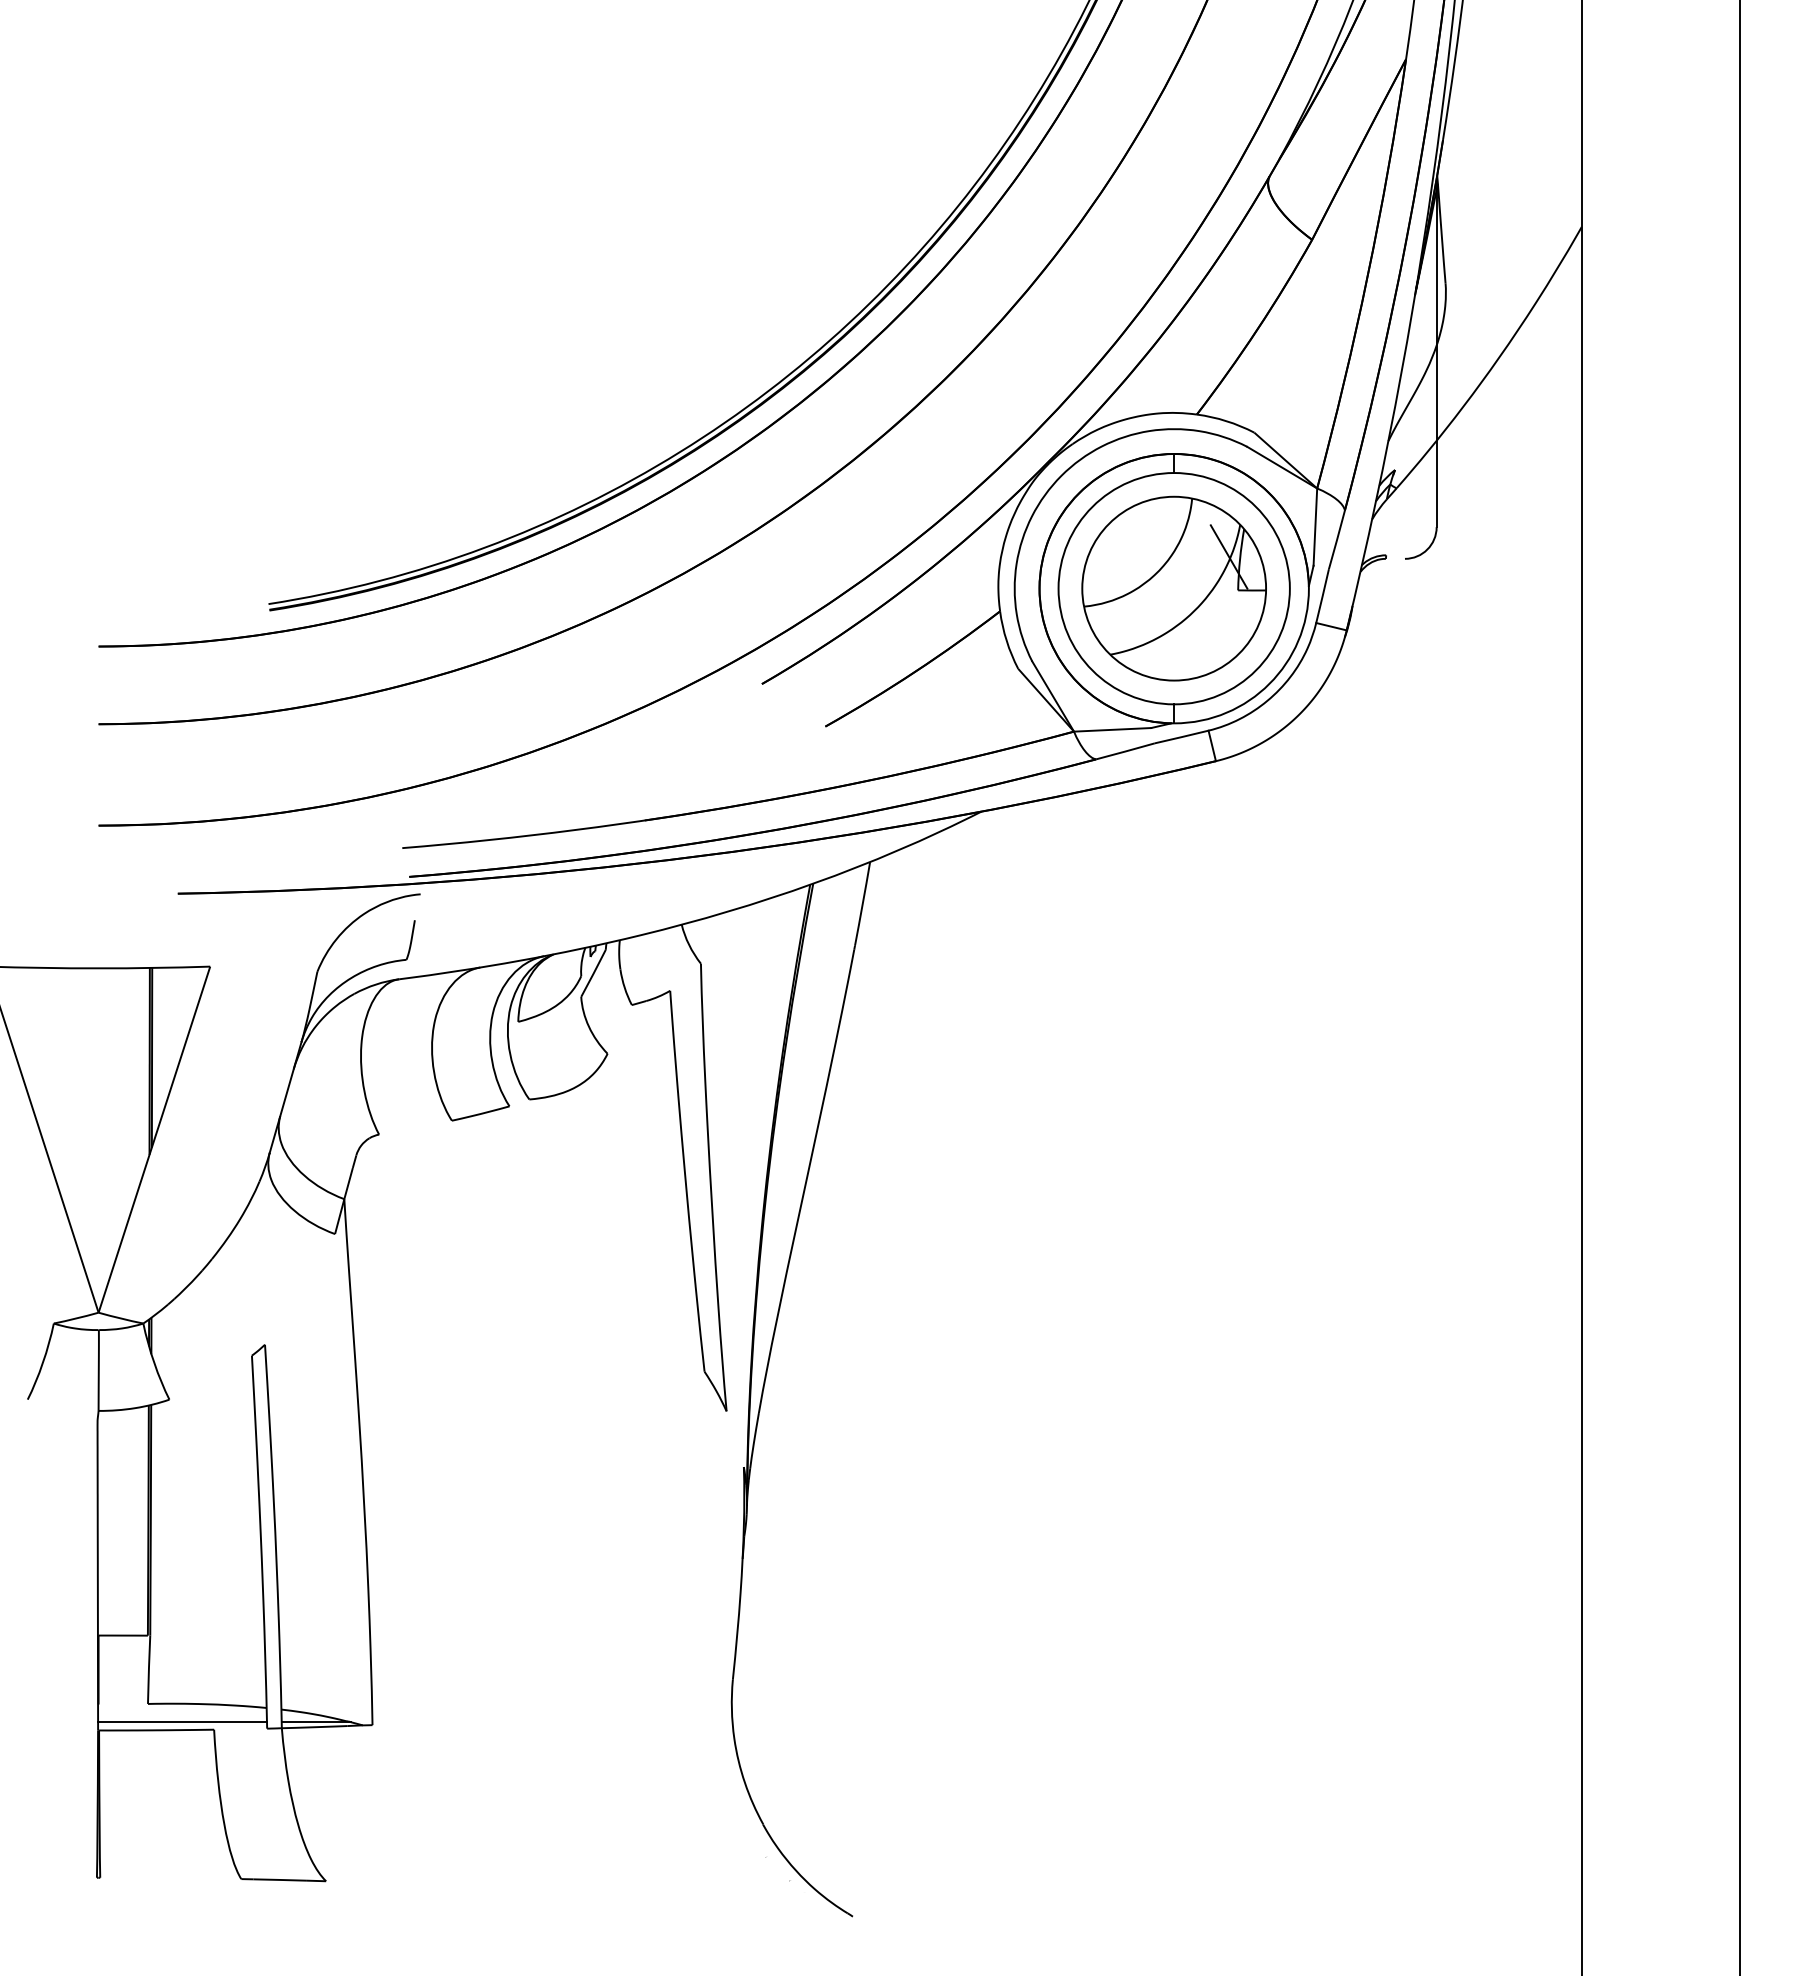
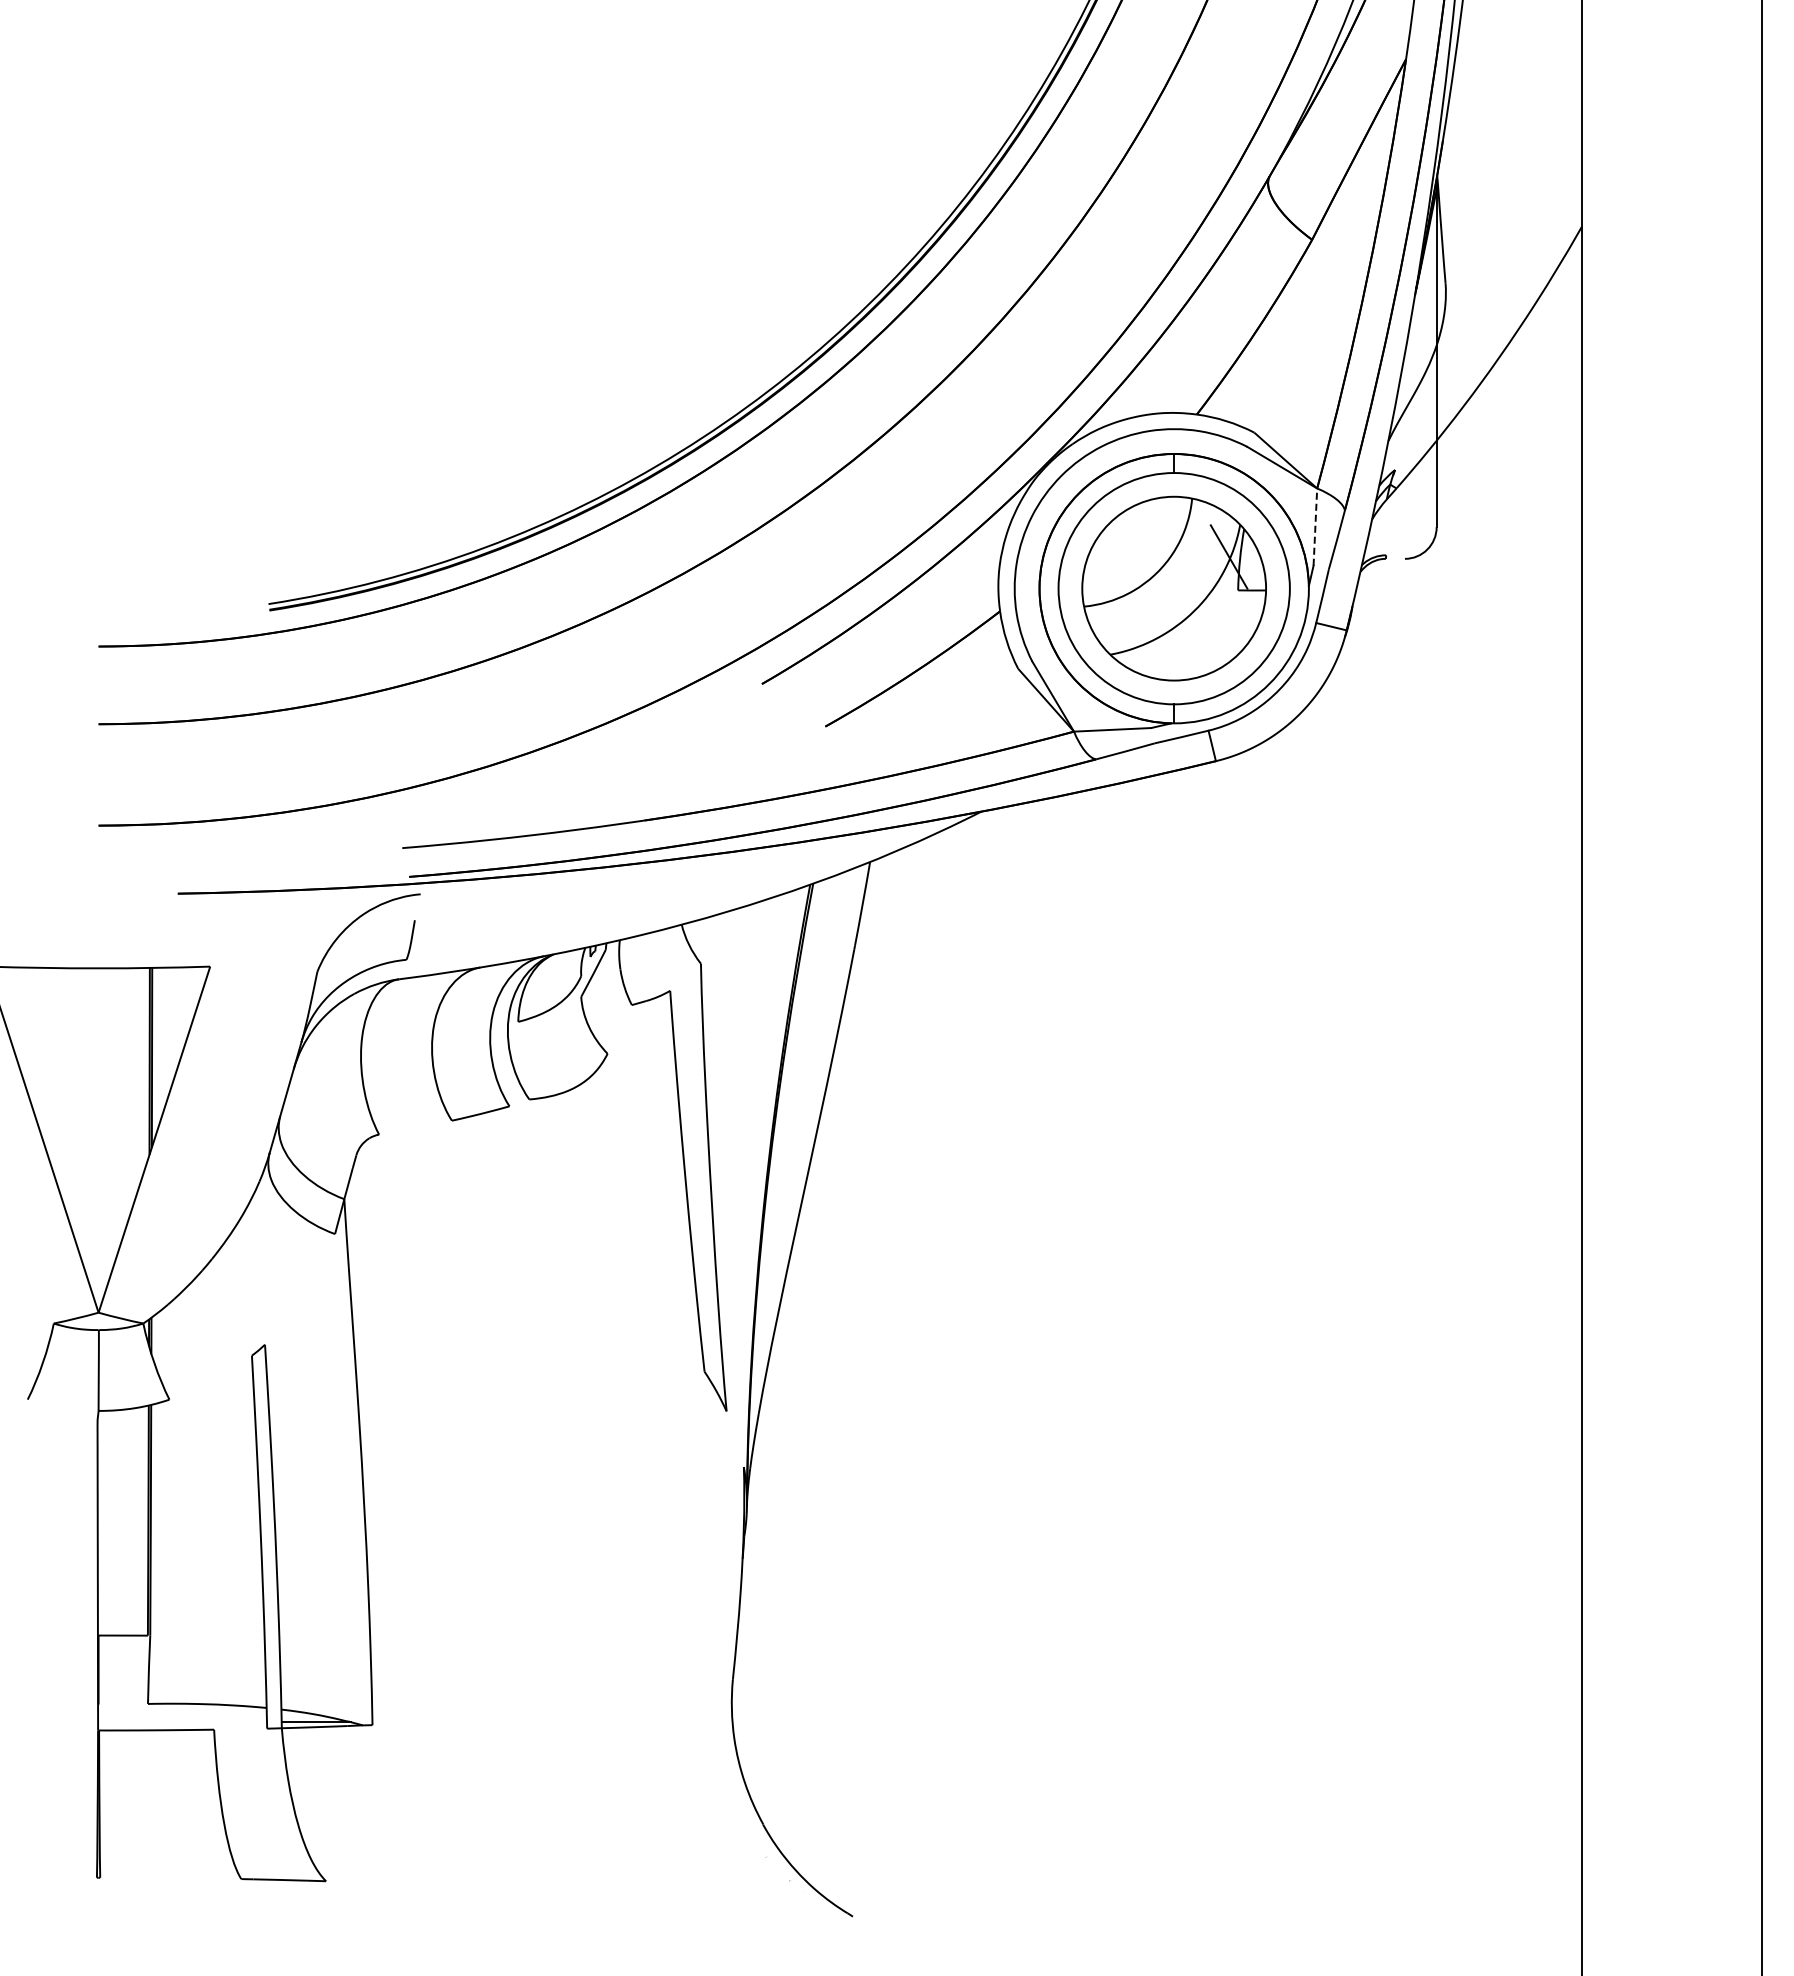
line: solid -> dashed (1315, 527)
line position: (1740, 987) -> (1762, 987) (1762, 987)
line: present -> none (182, 1722)
